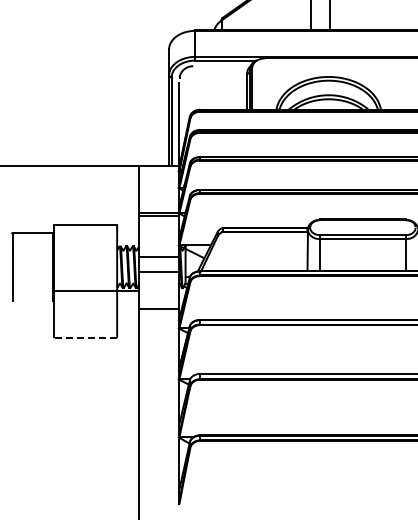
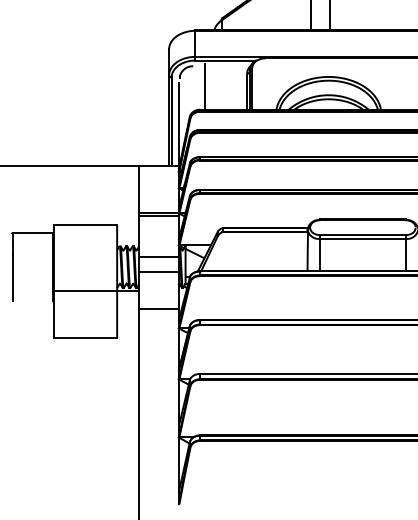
line: none -> present (205, 86)
line: dashed -> solid (85, 338)
